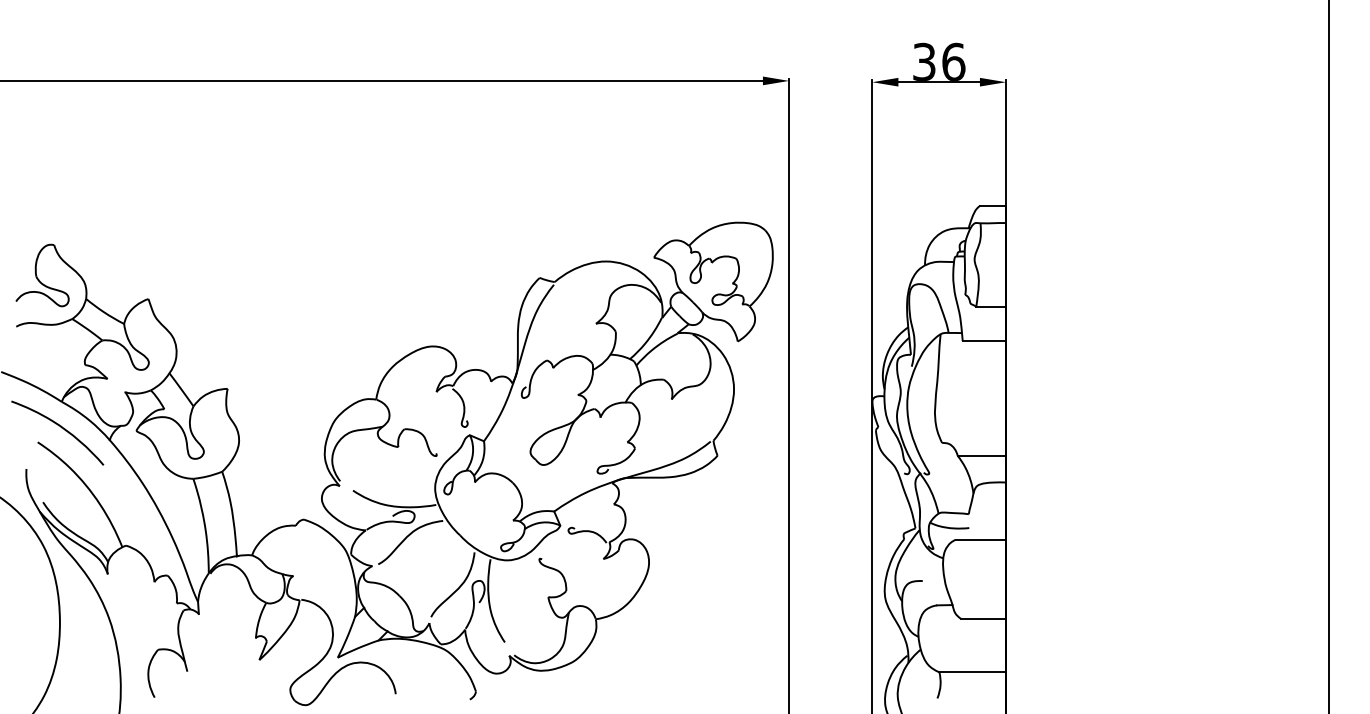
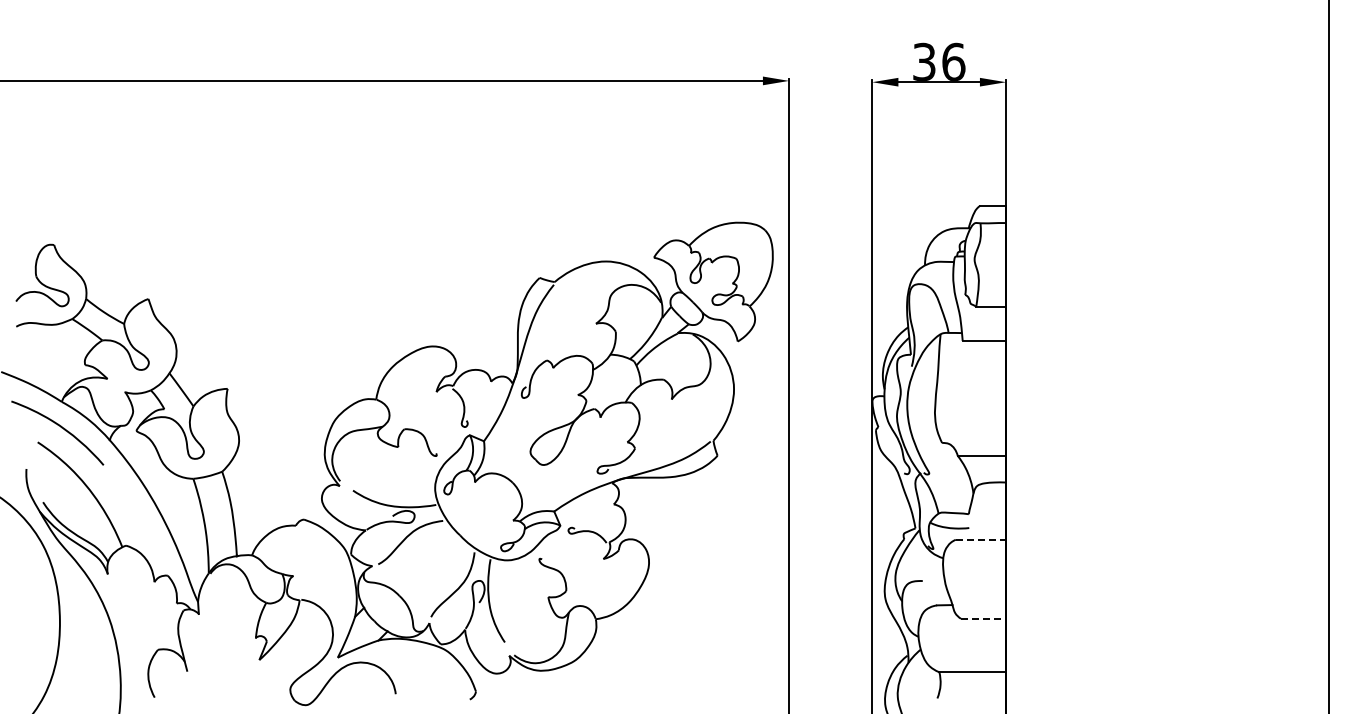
line: solid -> dashed (981, 539)
line: solid -> dashed (983, 618)
